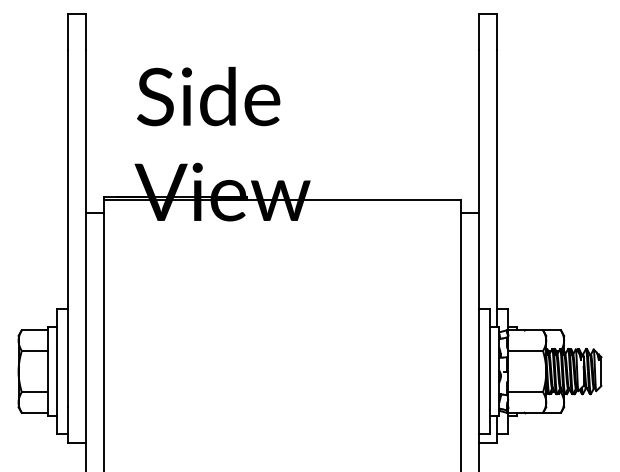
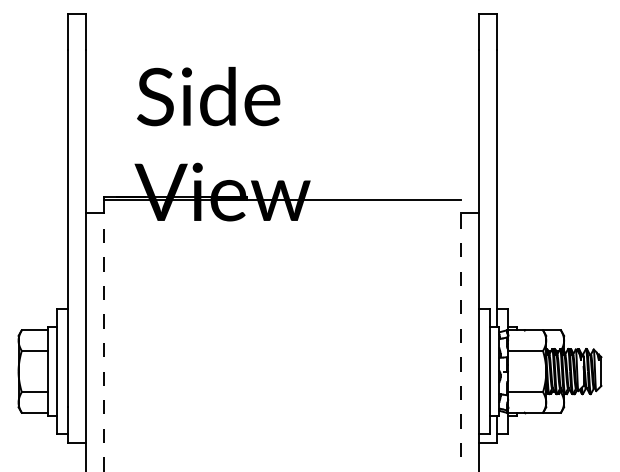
line: solid -> dashed (461, 335)
line: solid -> dashed (103, 336)
